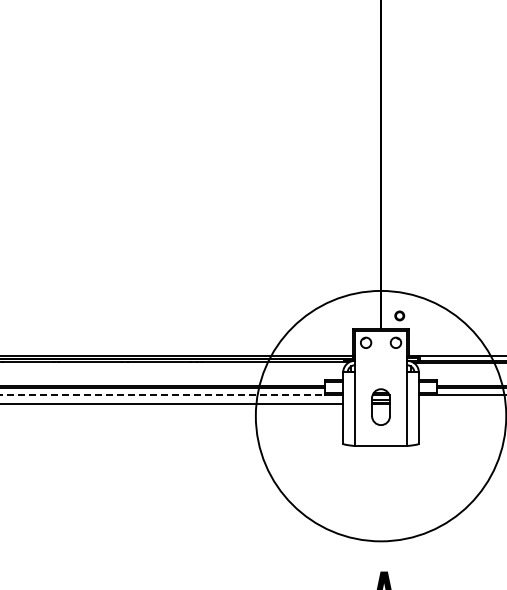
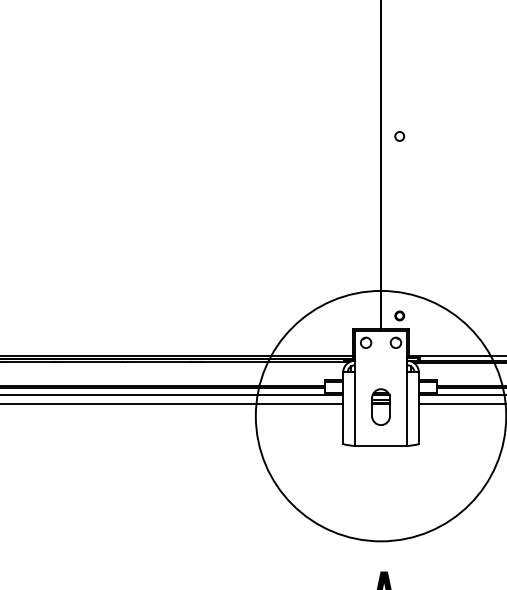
circle: none -> present (399, 136)
line: dashed -> solid (163, 394)
line: none -> present (460, 404)
